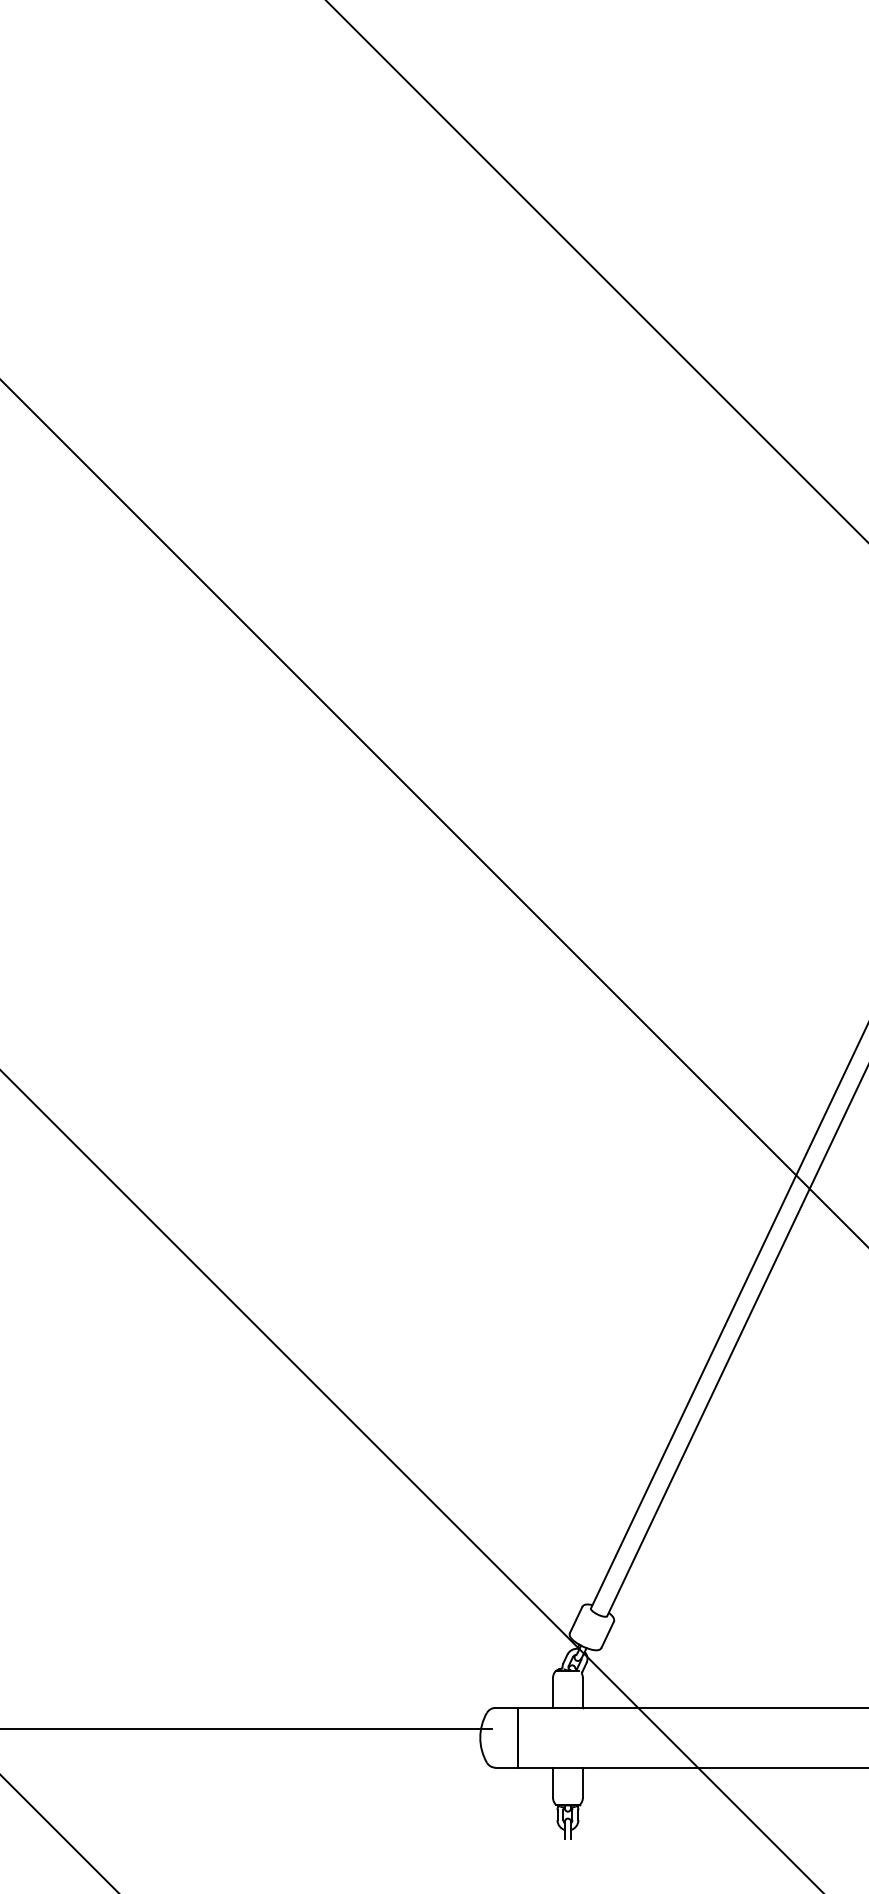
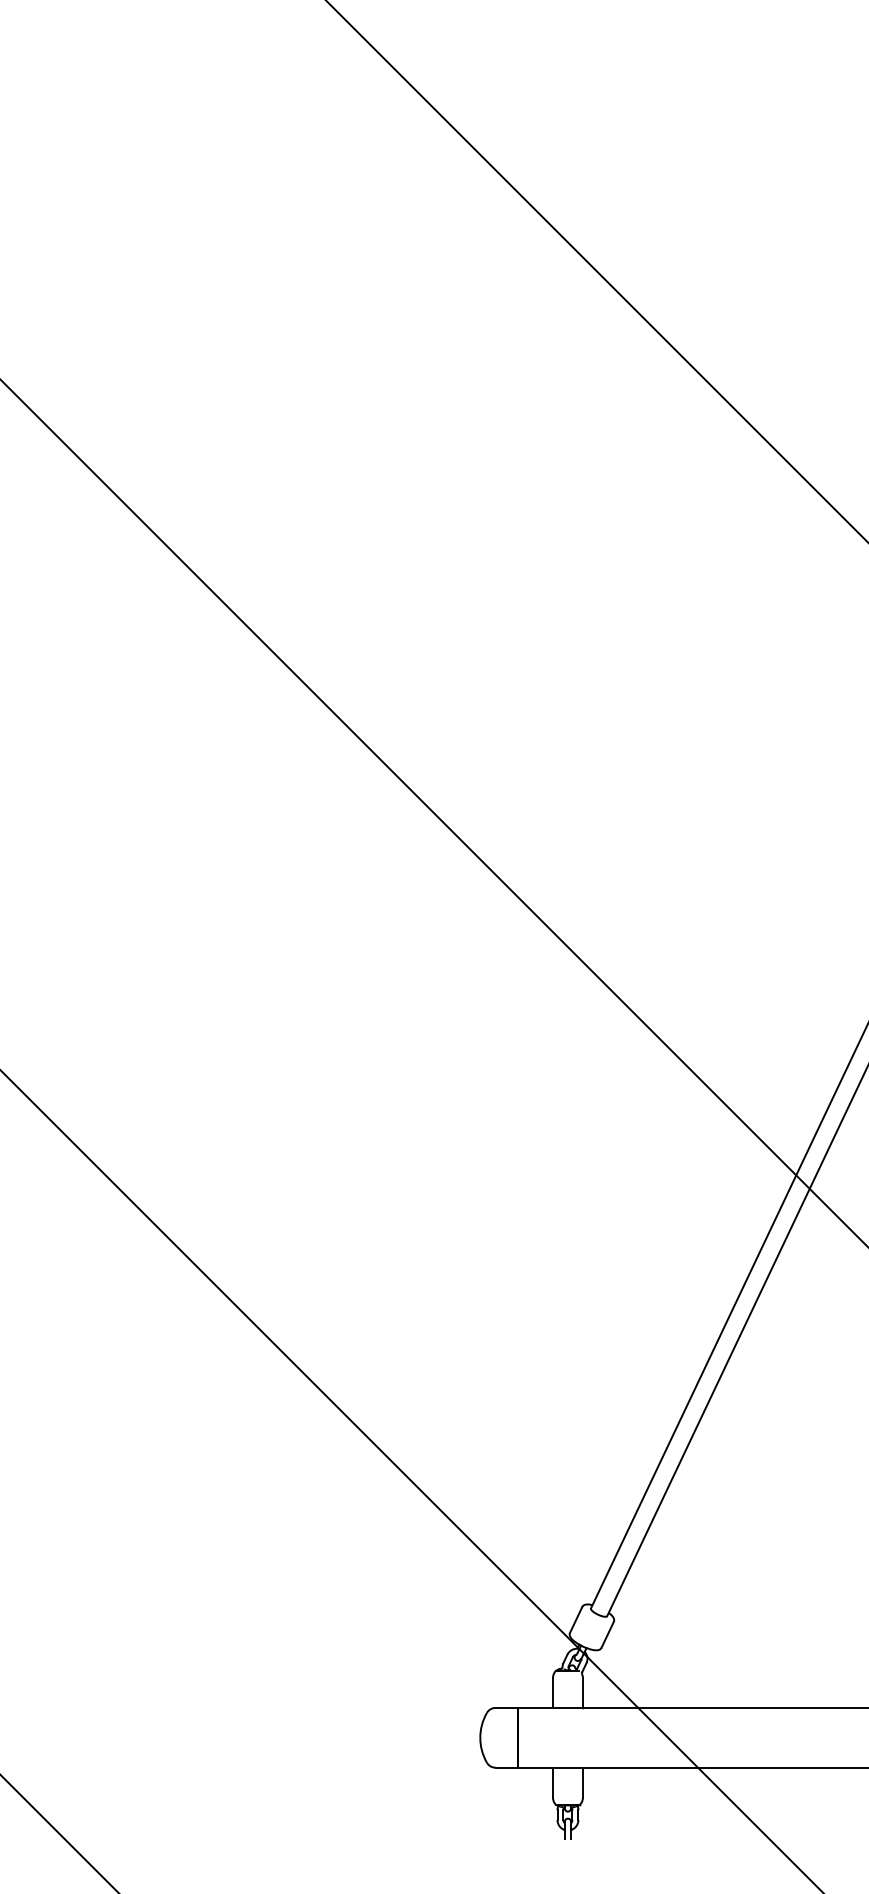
line: present -> none (246, 1729)
